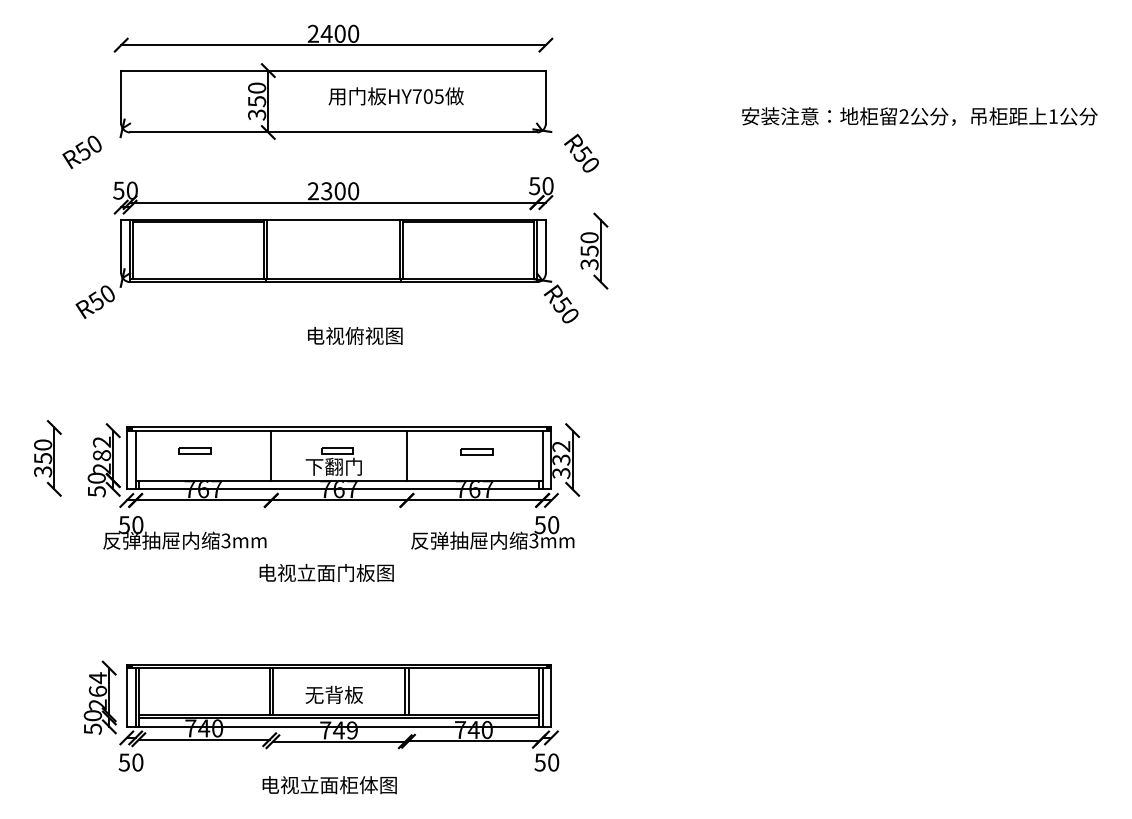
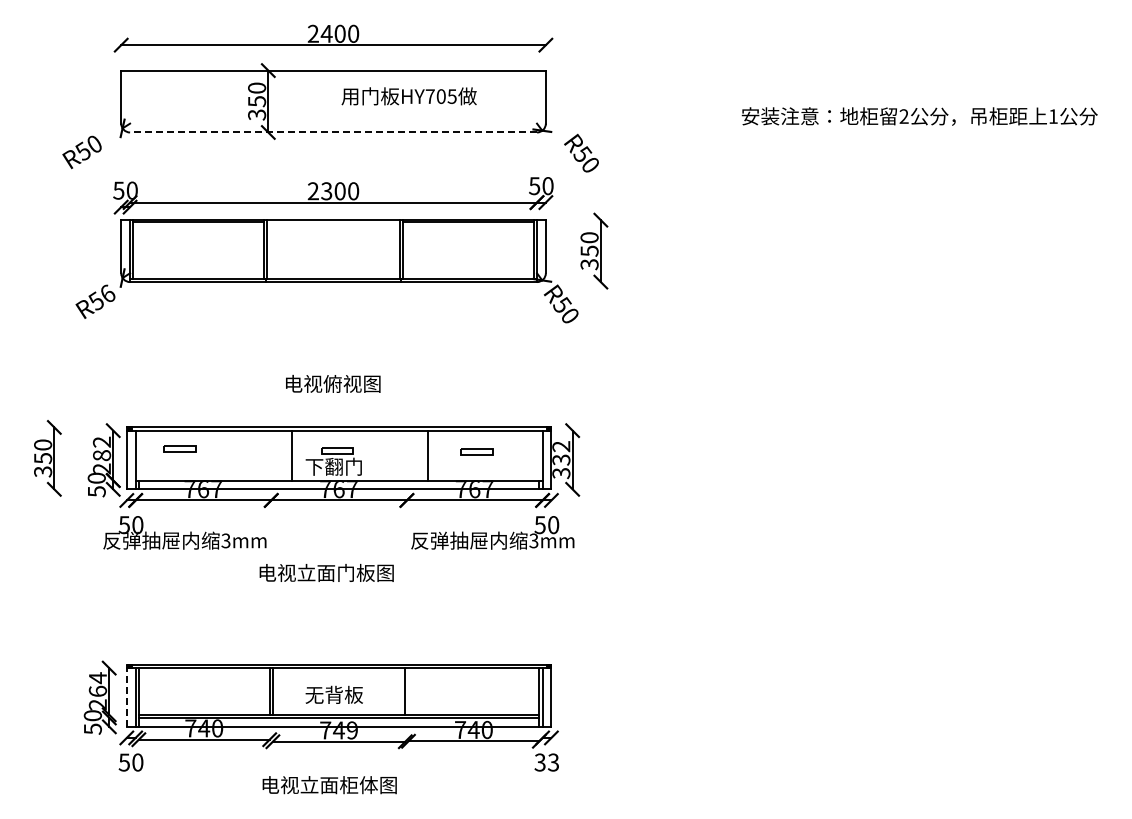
text position: (395, 96) -> (408, 96) (408, 96)
line: solid -> dashed (333, 132)
text: R50 -> R56 (107, 293)
text position: (355, 335) -> (333, 383) (333, 383)
part position: (194, 450) -> (179, 448) (179, 448)
line position: (271, 455) -> (292, 455) (292, 455)
line position: (406, 455) -> (427, 455) (427, 455)
line: present -> none (408, 691)
line: solid -> dashed (126, 695)
text: 50 -> 33 (547, 762)
